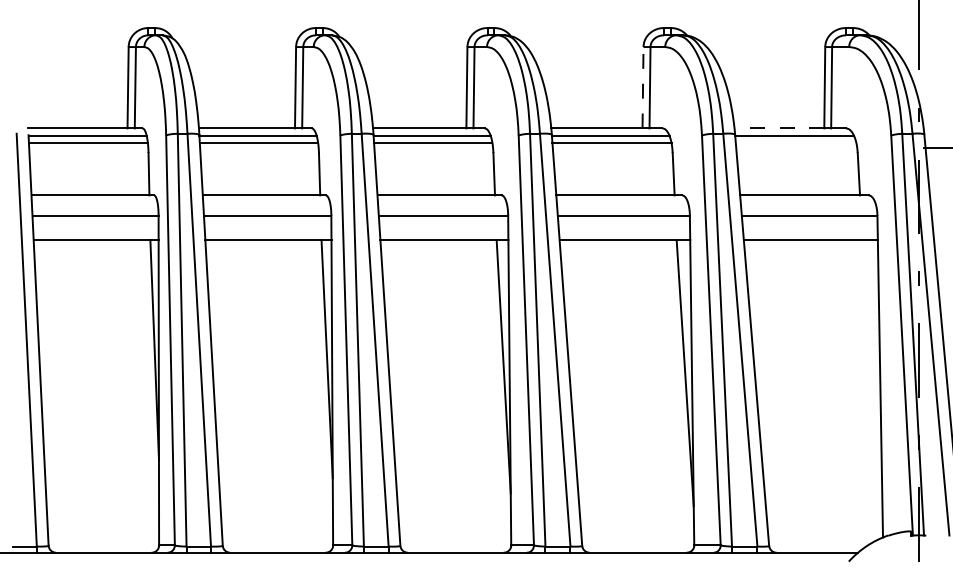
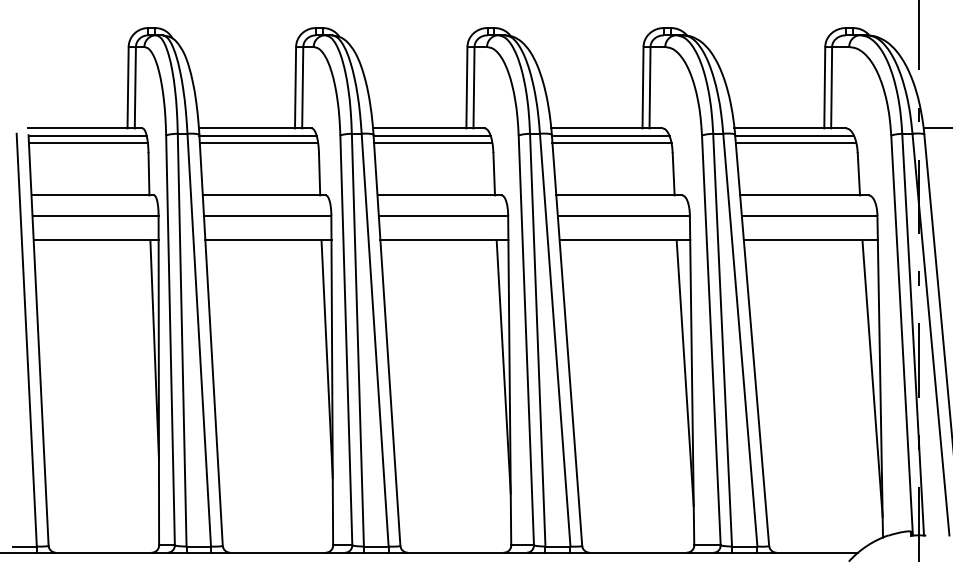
line: dashed -> solid (643, 87)
line: dashed -> solid (779, 128)
line: none -> present (795, 143)
line position: (936, 148) -> (936, 128) (936, 128)
line: none -> present (872, 378)
